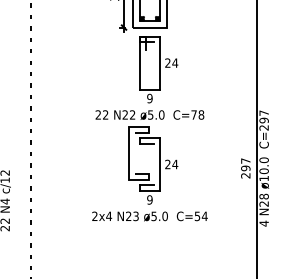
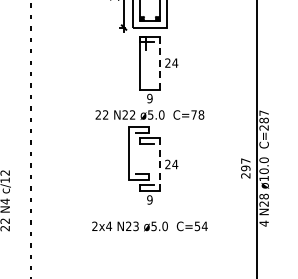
line: solid -> dashed (159, 62)
text: C=297 -> C=287 (263, 120)
line: solid -> dashed (159, 164)
text position: (149, 216) -> (149, 226) (149, 226)
